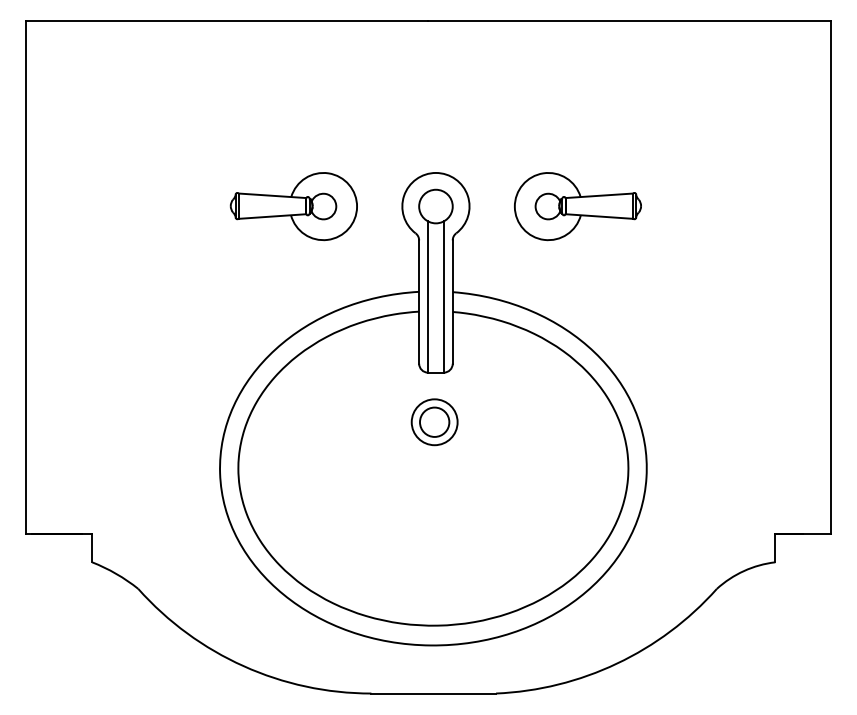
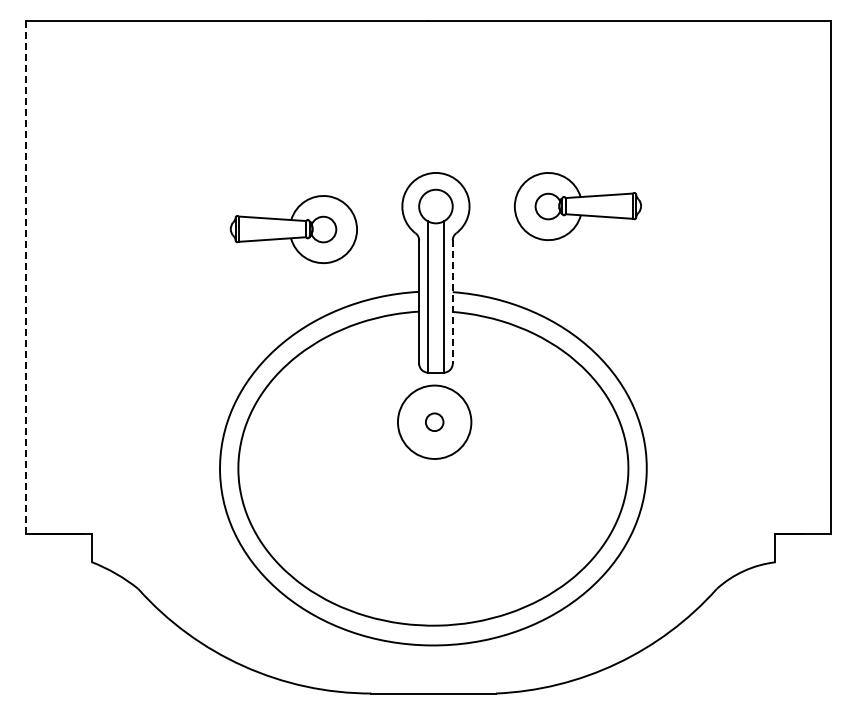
part position: (293, 206) -> (293, 229) (293, 229)
line: solid -> dashed (25, 277)
line: solid -> dashed (452, 302)
circle diameter: 29 px -> 18 px (434, 422)
circle diameter: 46 px -> 73 px (434, 421)
